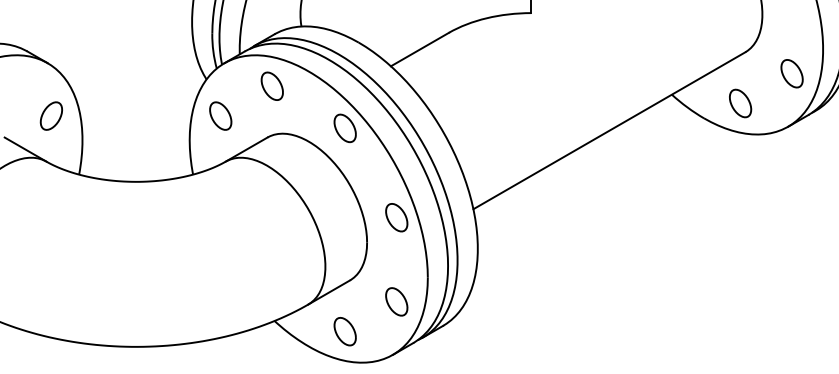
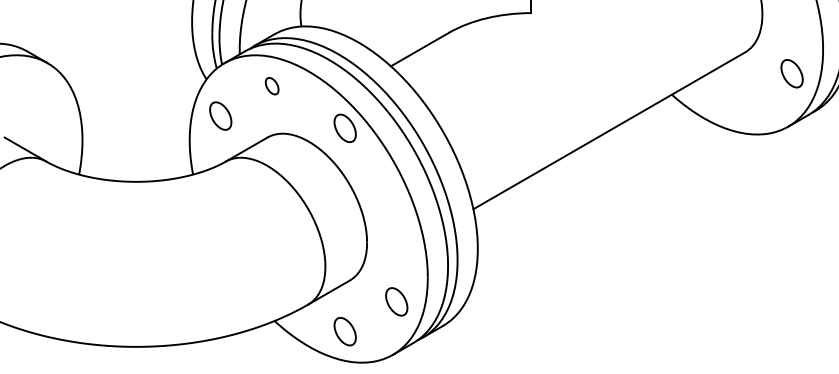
part size: 24x30 px -> 16x19 px (271, 86)
part: present -> none (740, 103)
part: present -> none (50, 115)
part: present -> none (396, 217)
